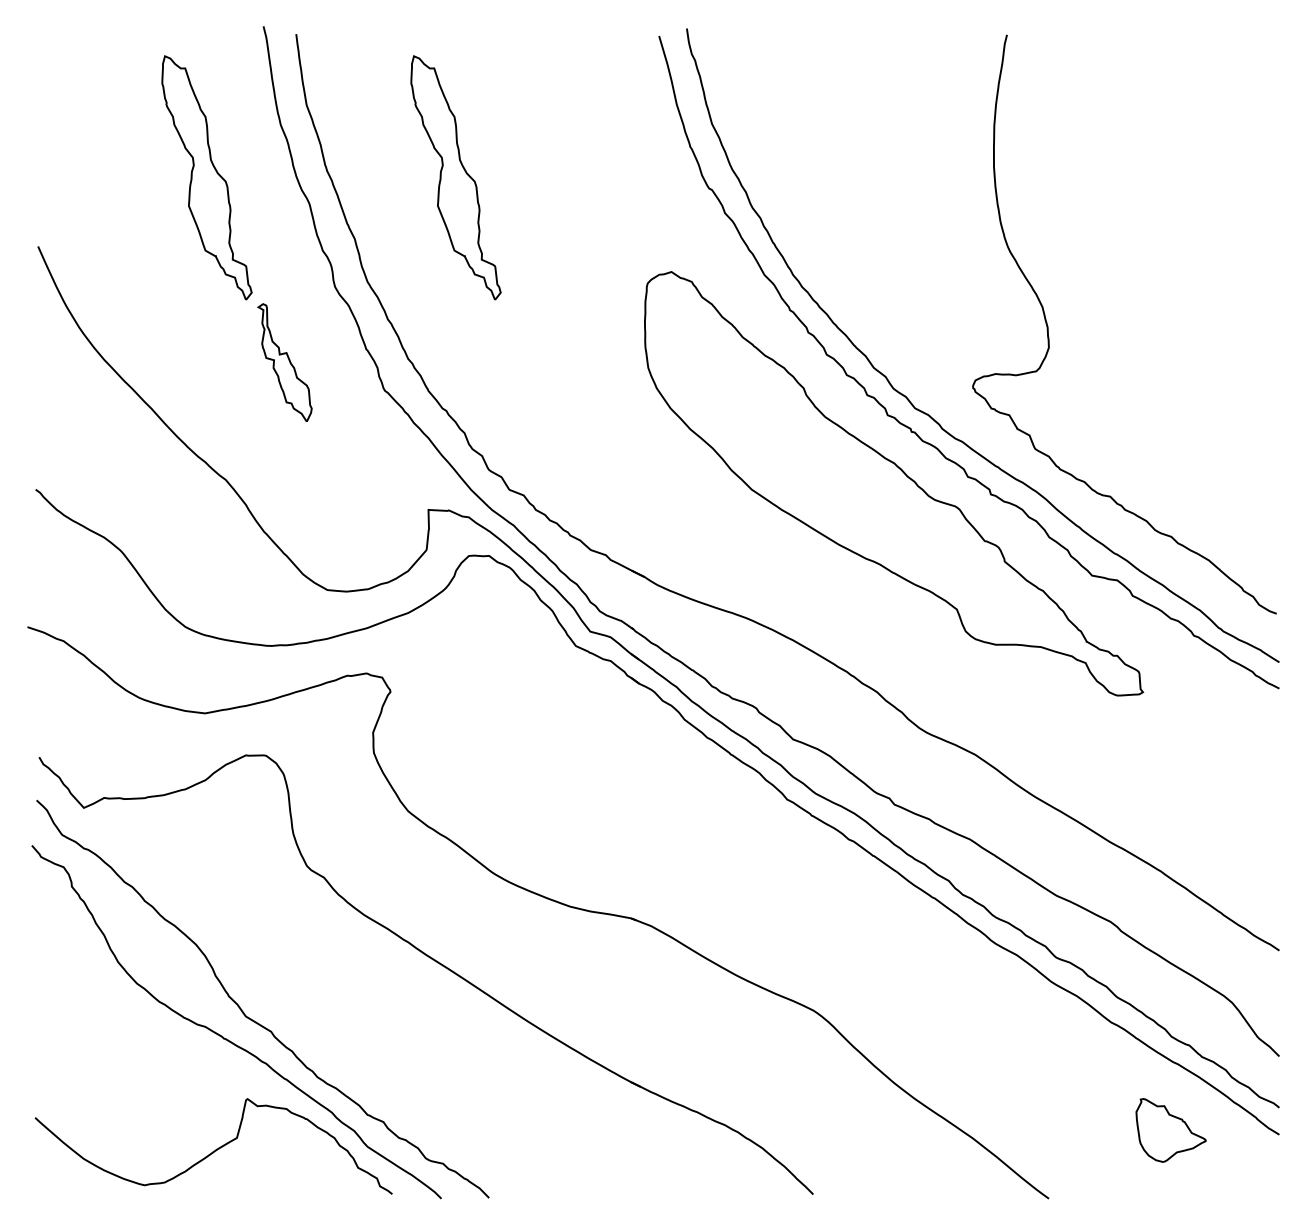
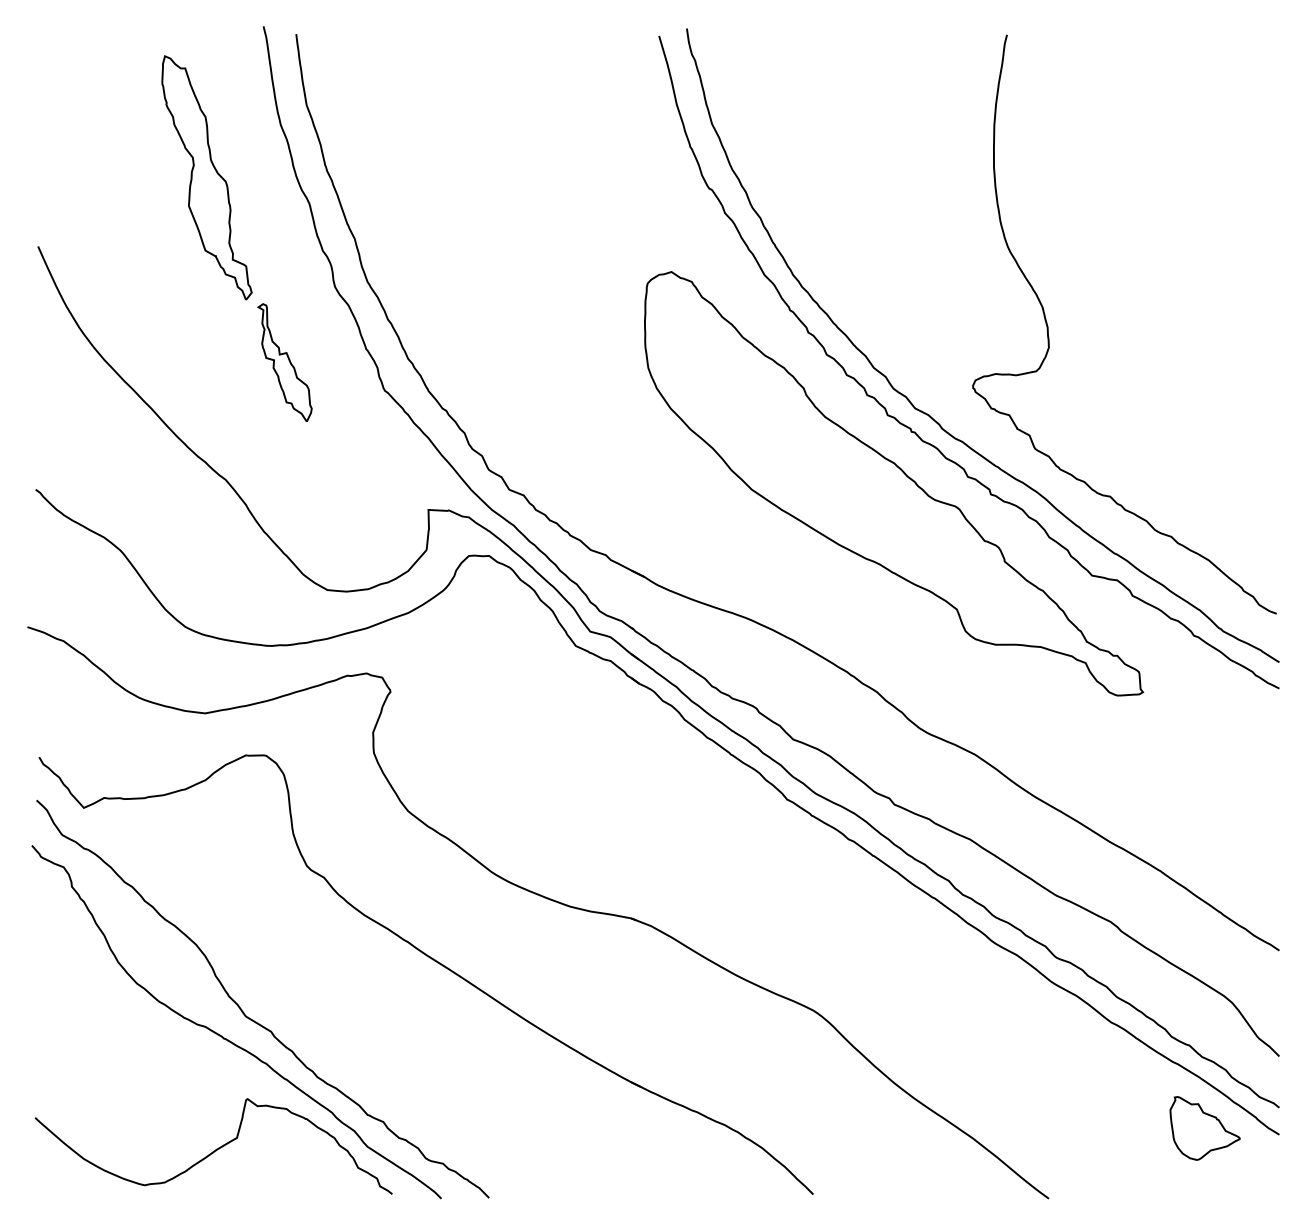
part: present -> none (455, 177)
part position: (1170, 1130) -> (1204, 1128) (1204, 1128)
